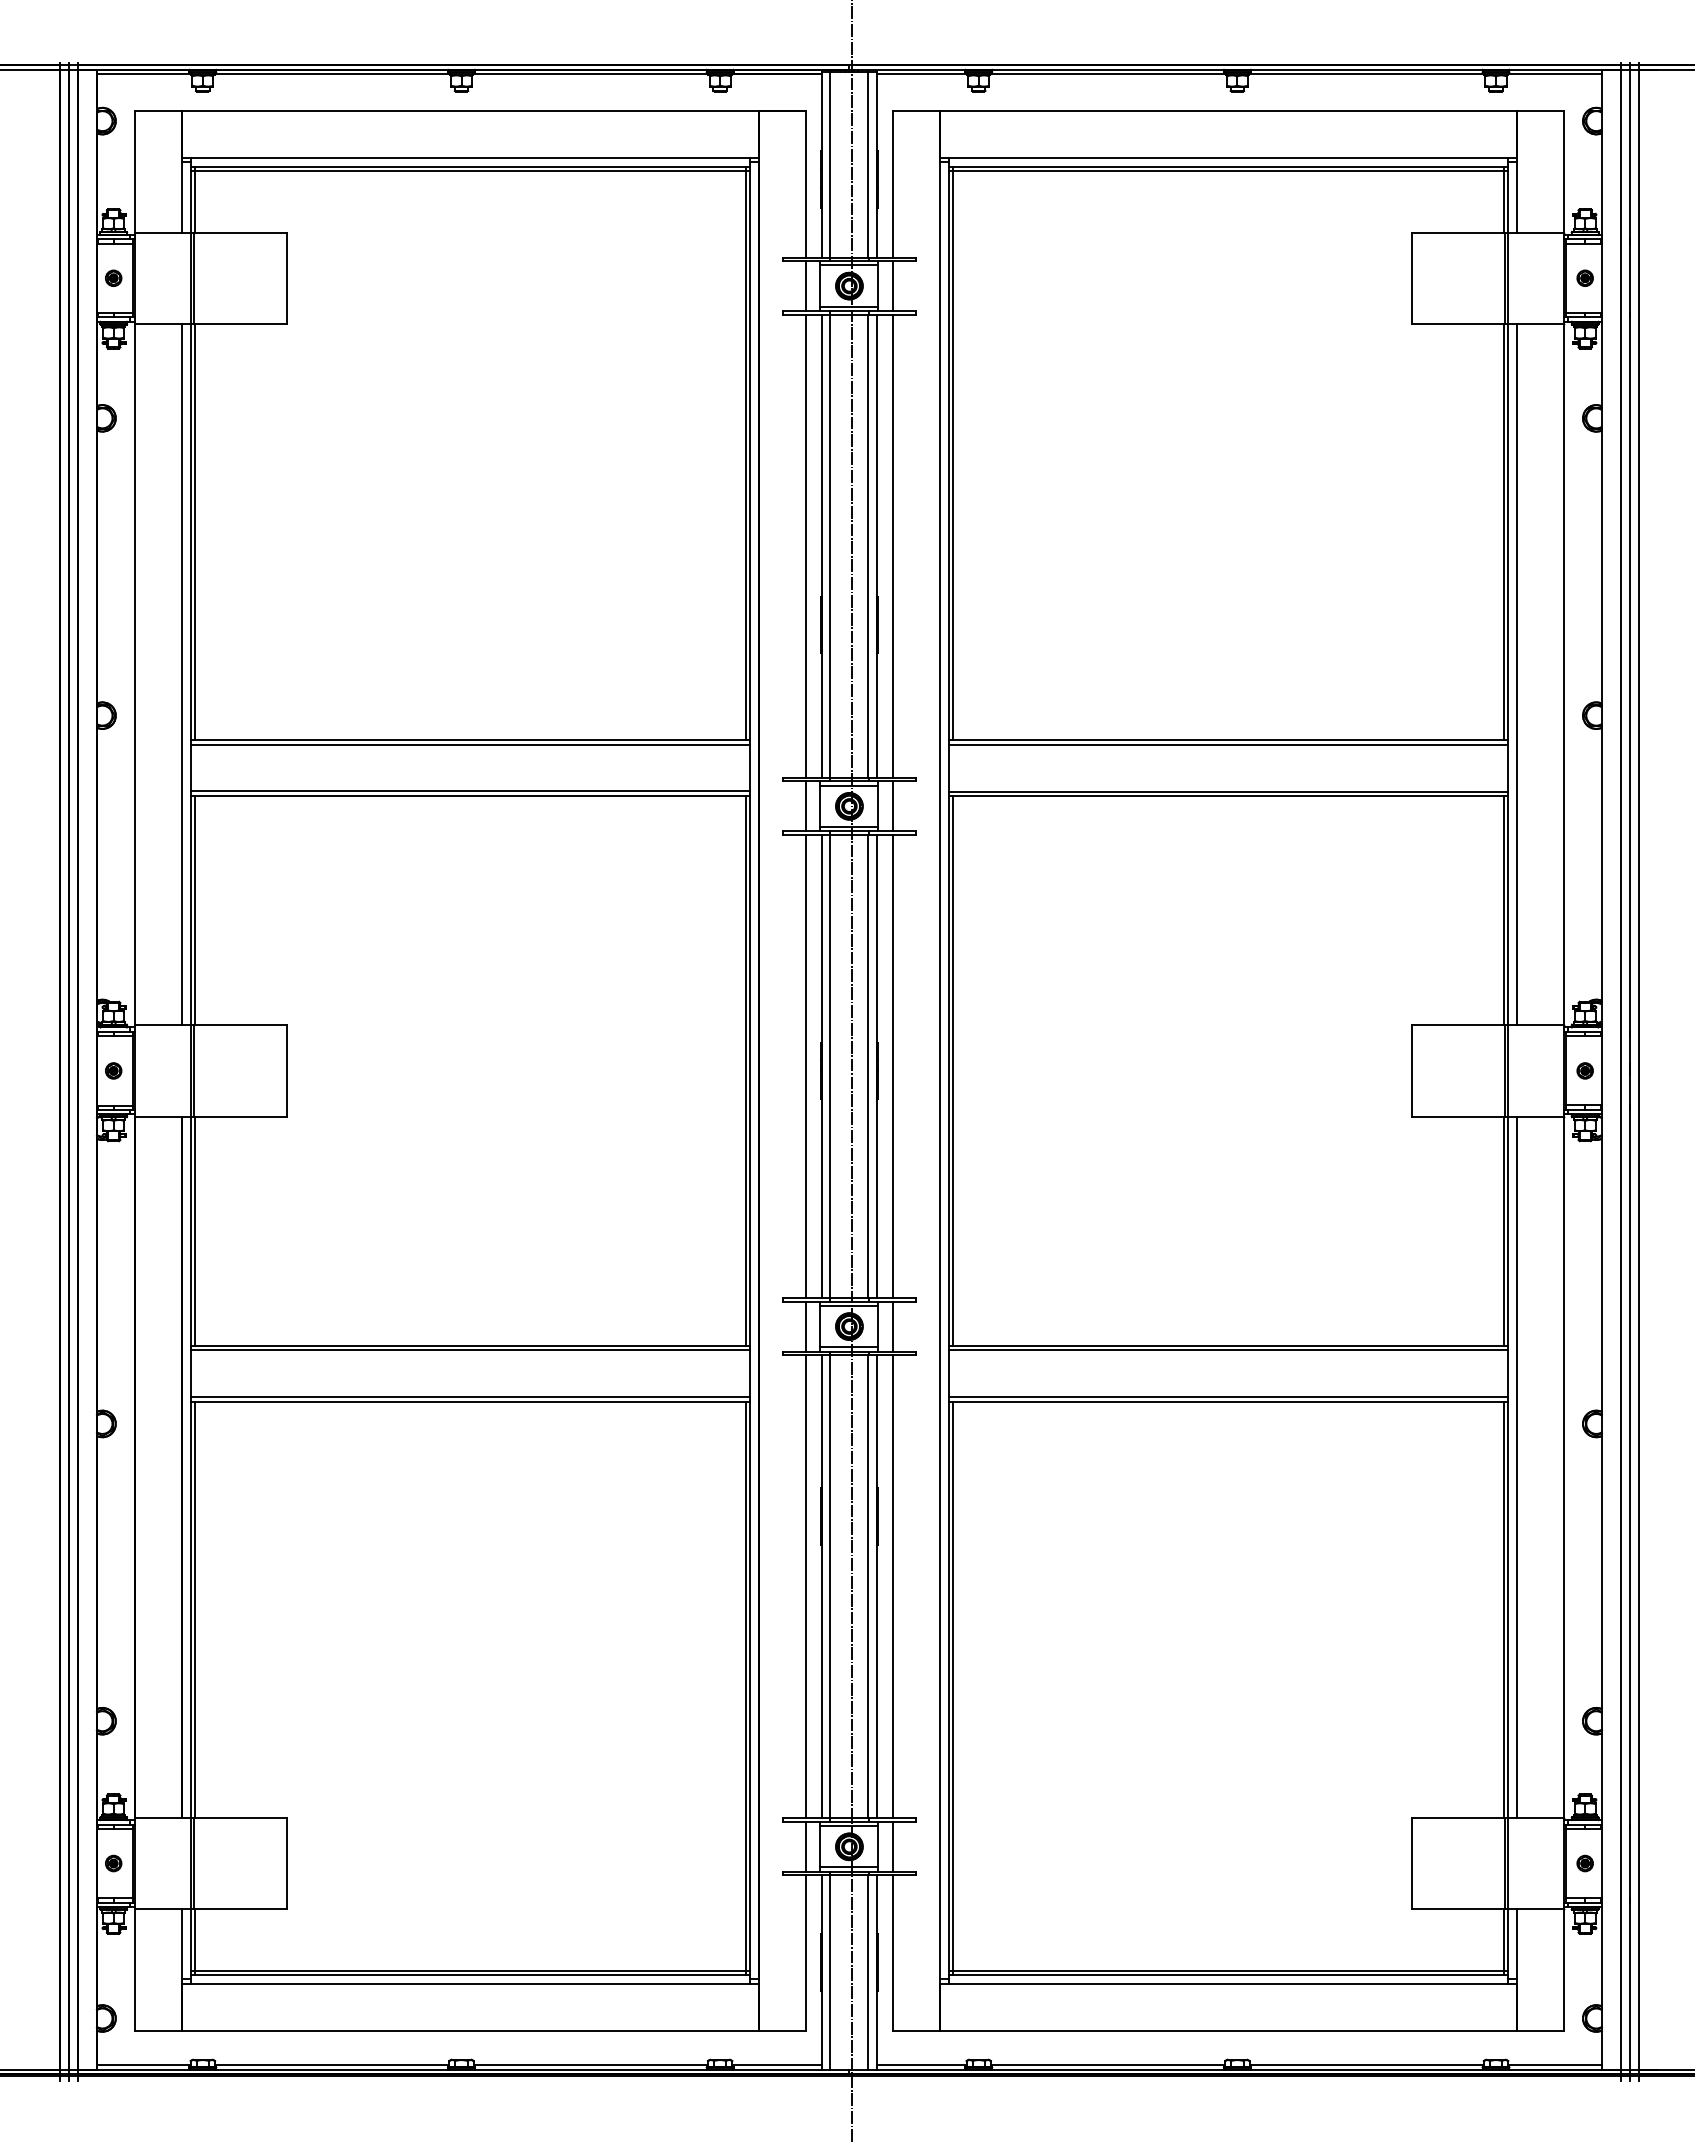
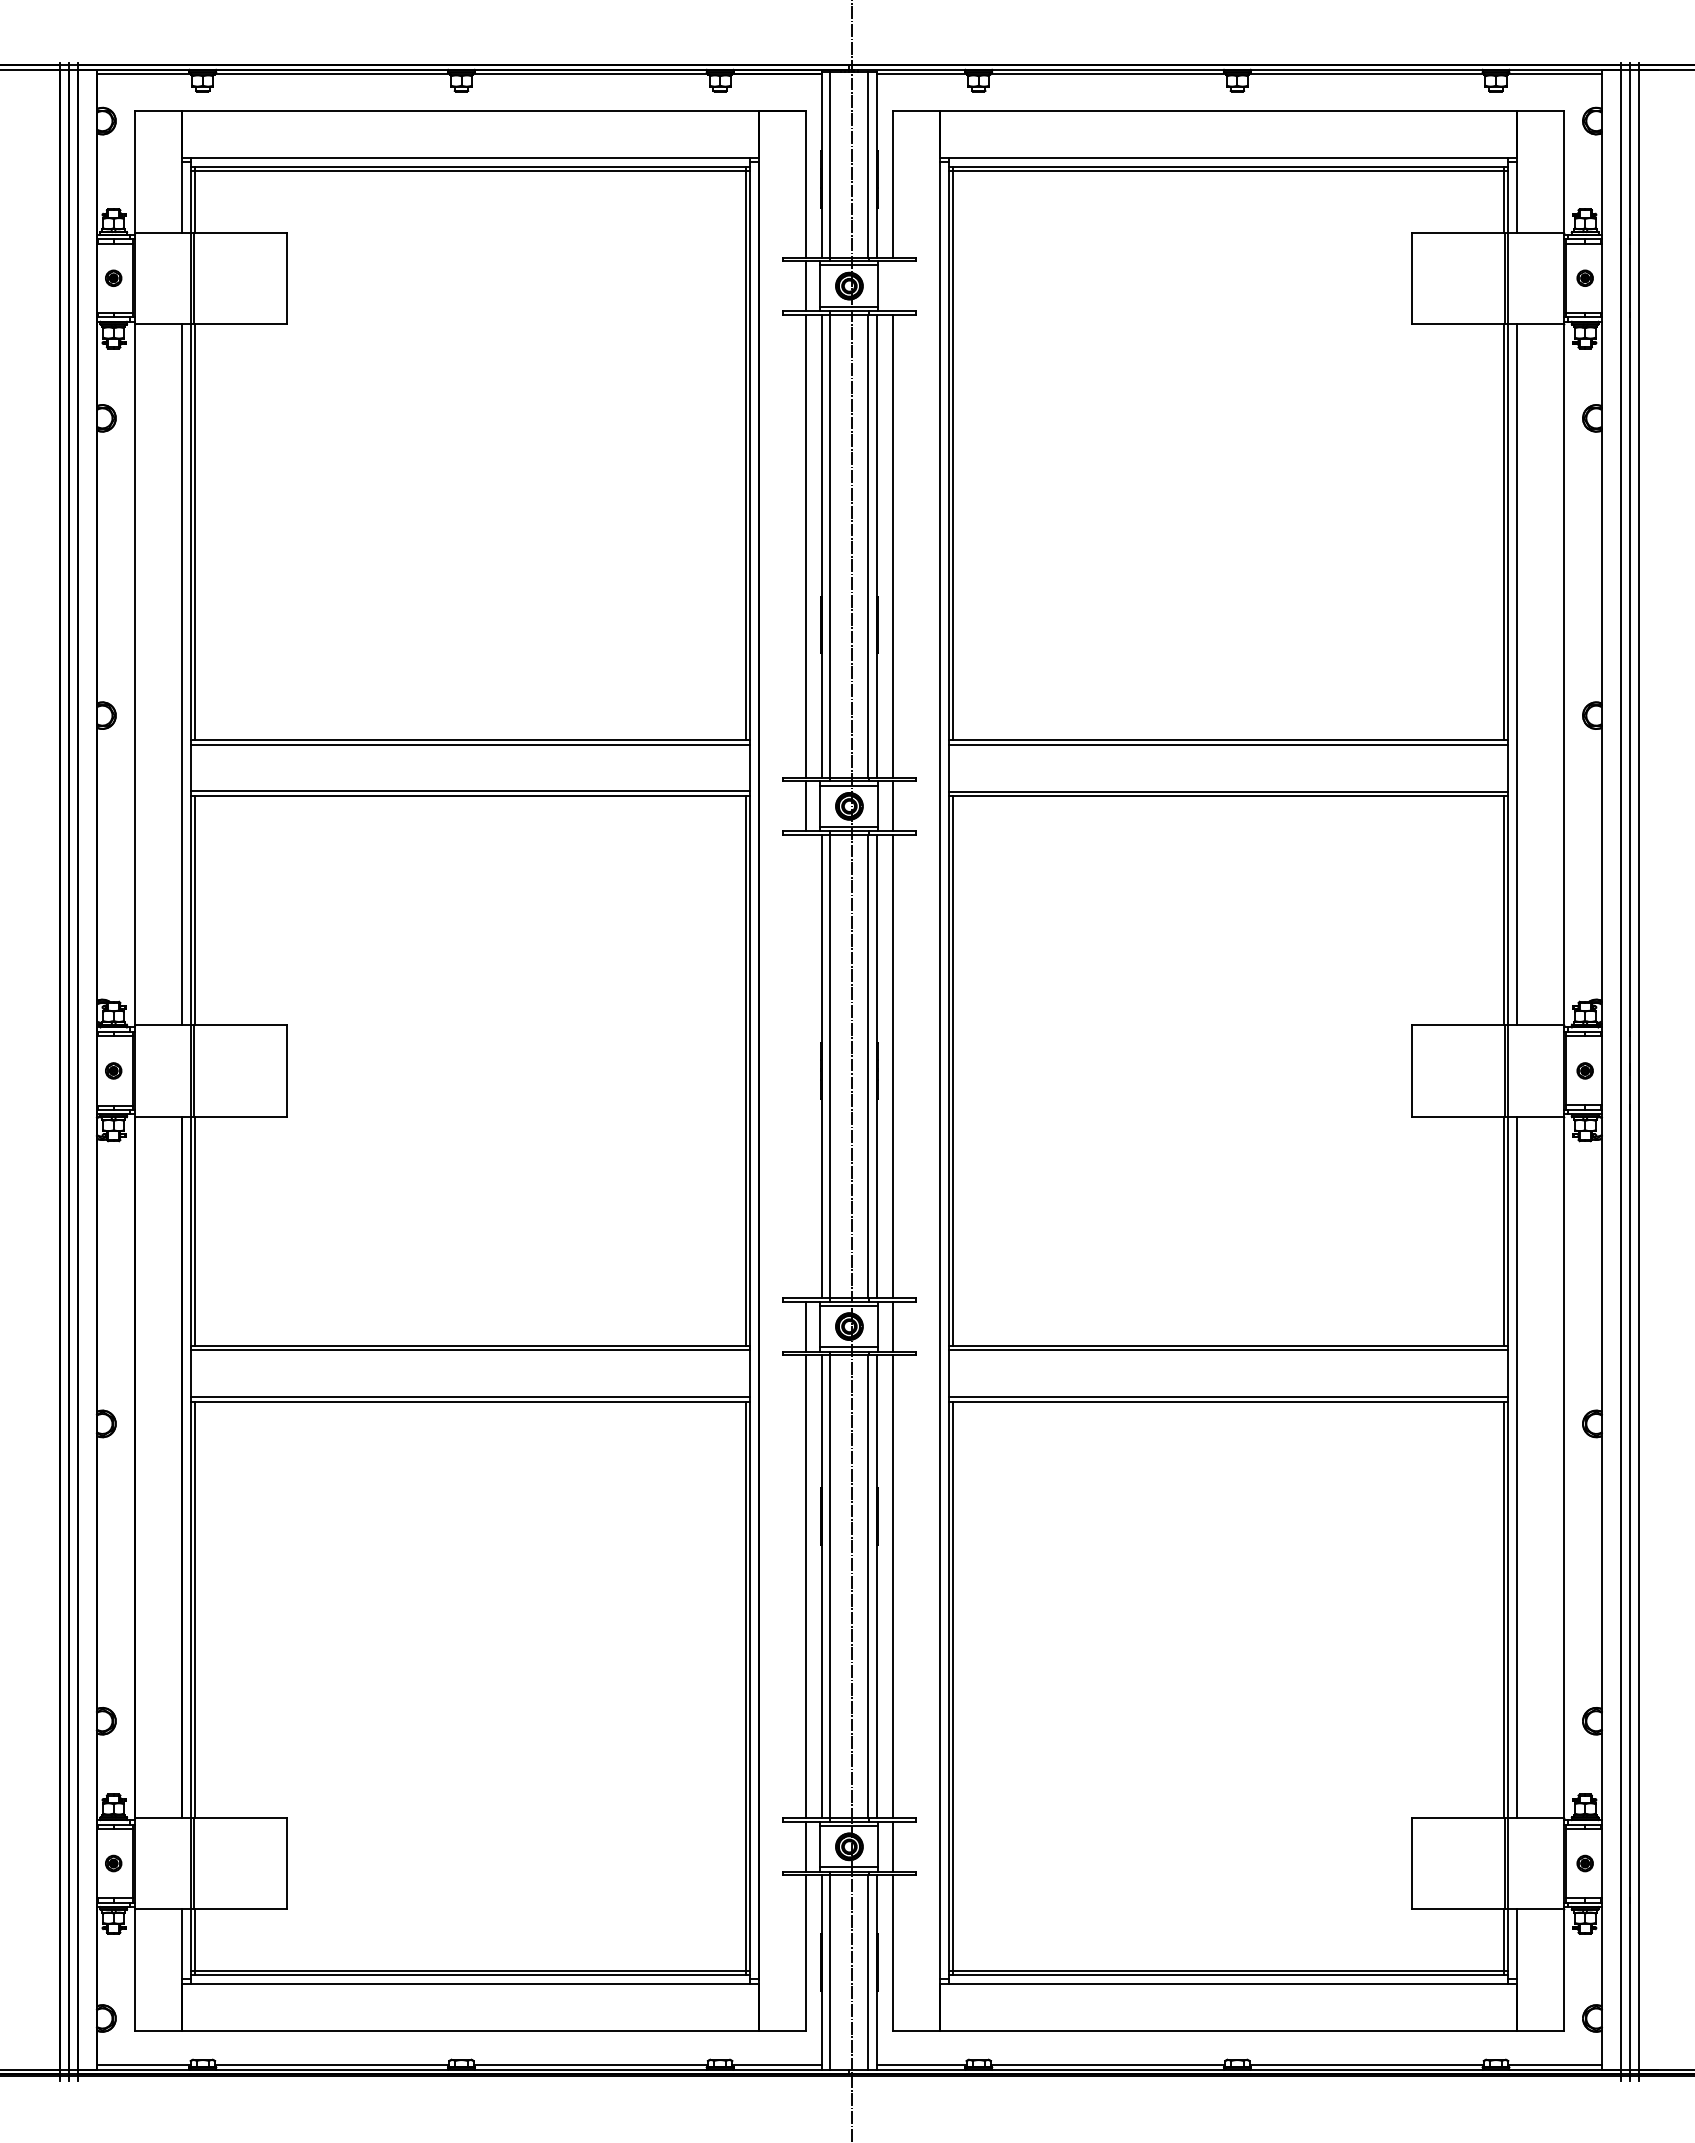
line: present -> none (892, 286)
line: present -> none (805, 1066)
